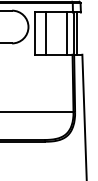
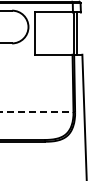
line: present -> none (46, 33)
line: present -> none (66, 33)
line: solid -> dashed (37, 112)
